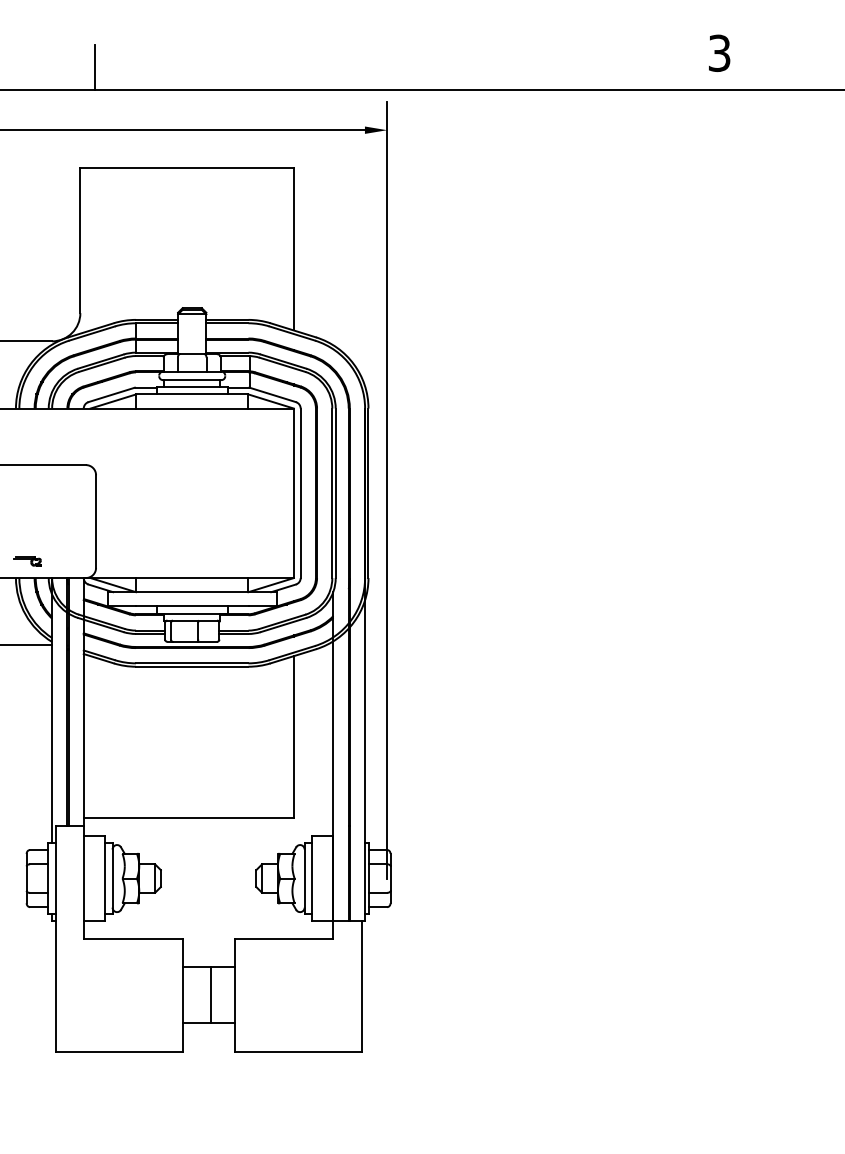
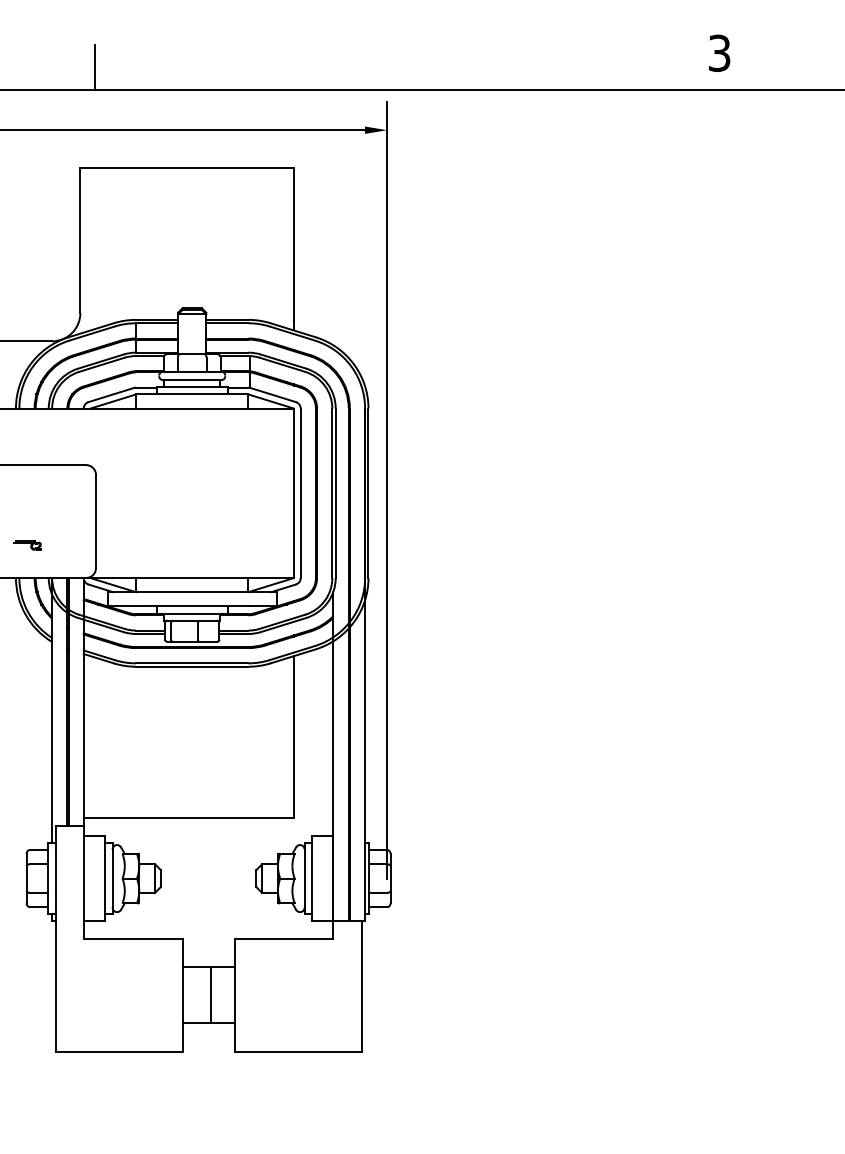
part position: (27, 561) -> (27, 545) (27, 545)
line: present -> none (27, 645)
